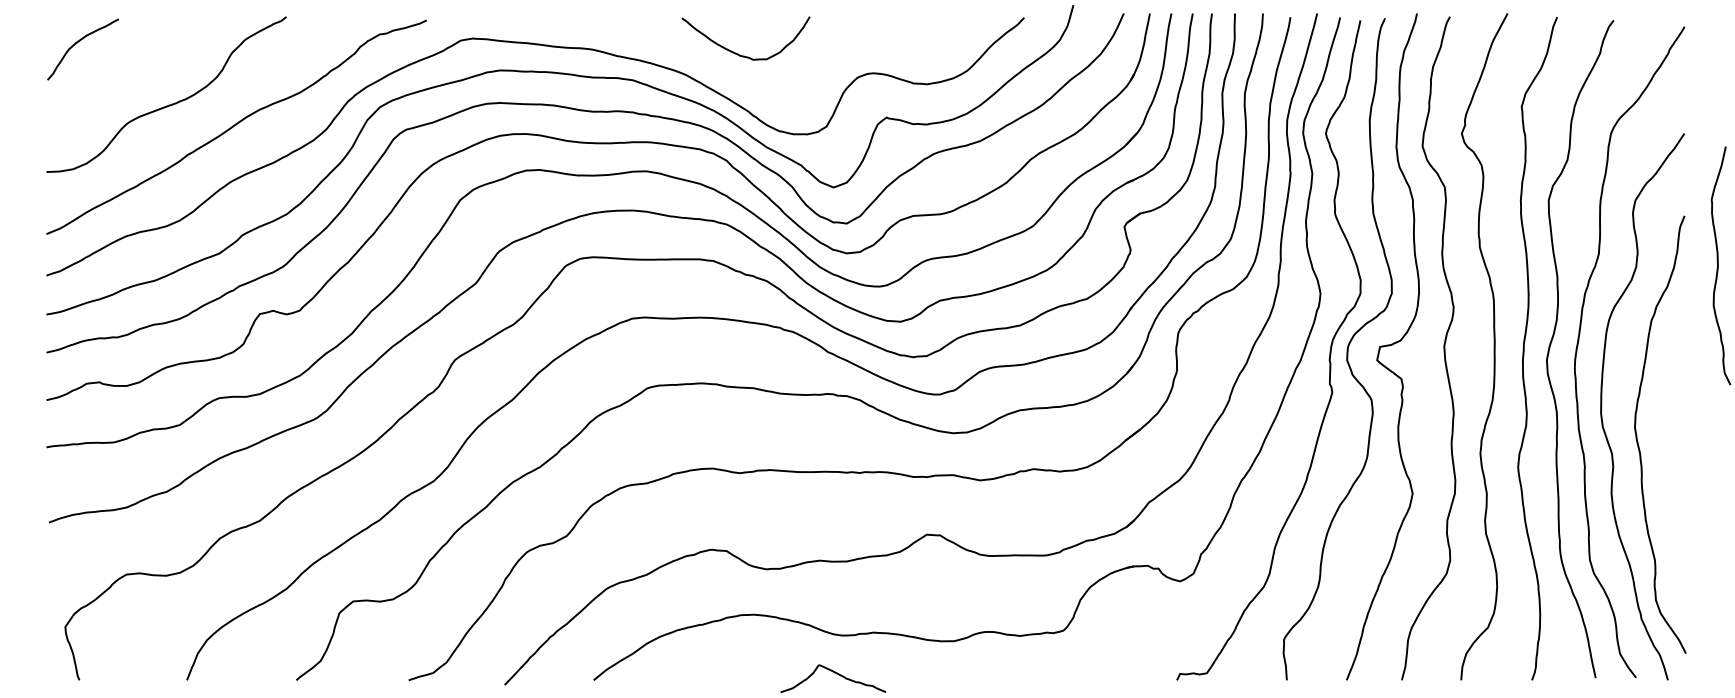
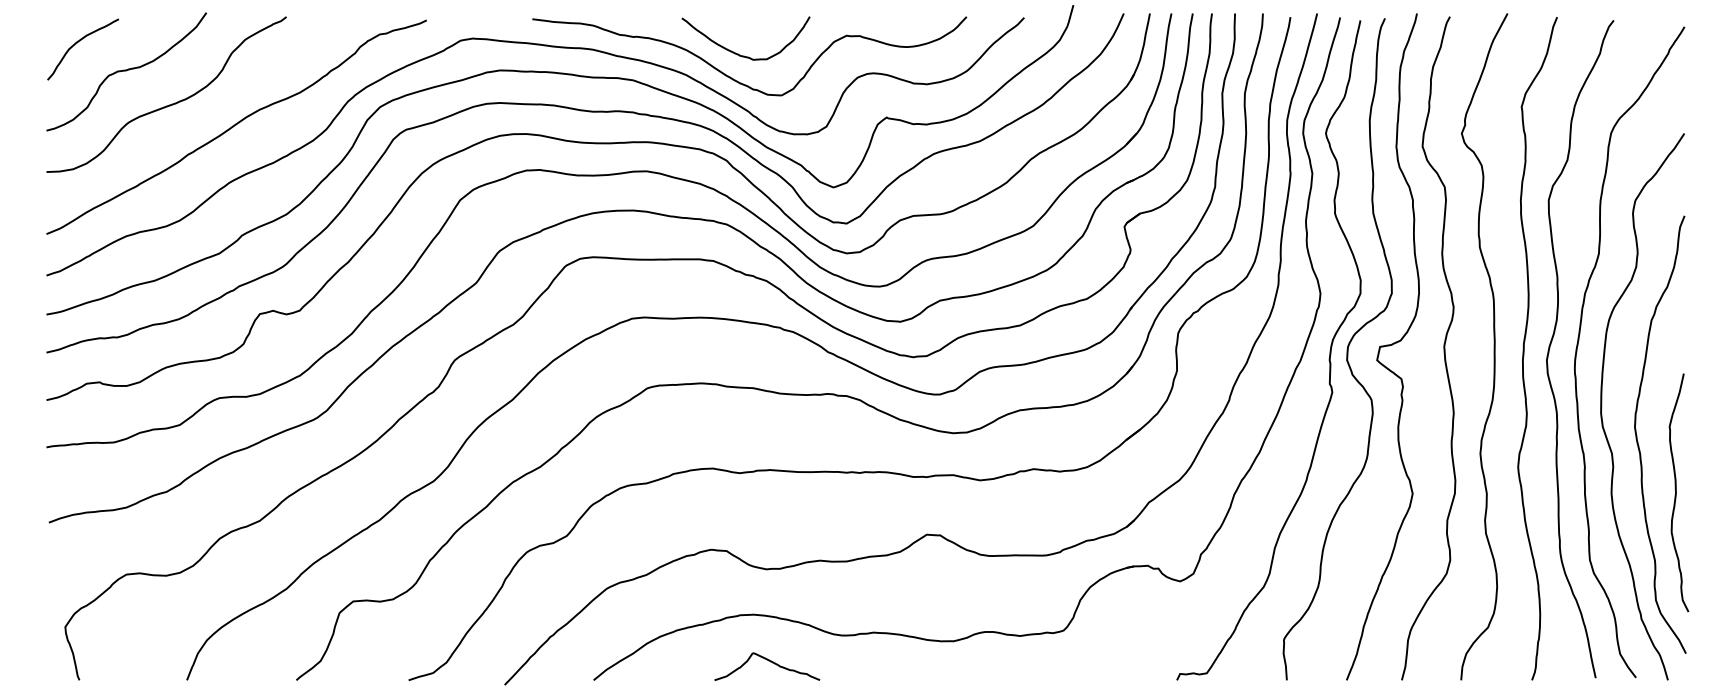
curve: none -> present (126, 71)
curve: none -> present (737, 80)
curve position: (1718, 265) -> (1676, 492) (1676, 492)
curve position: (836, 674) -> (770, 662) (770, 662)
